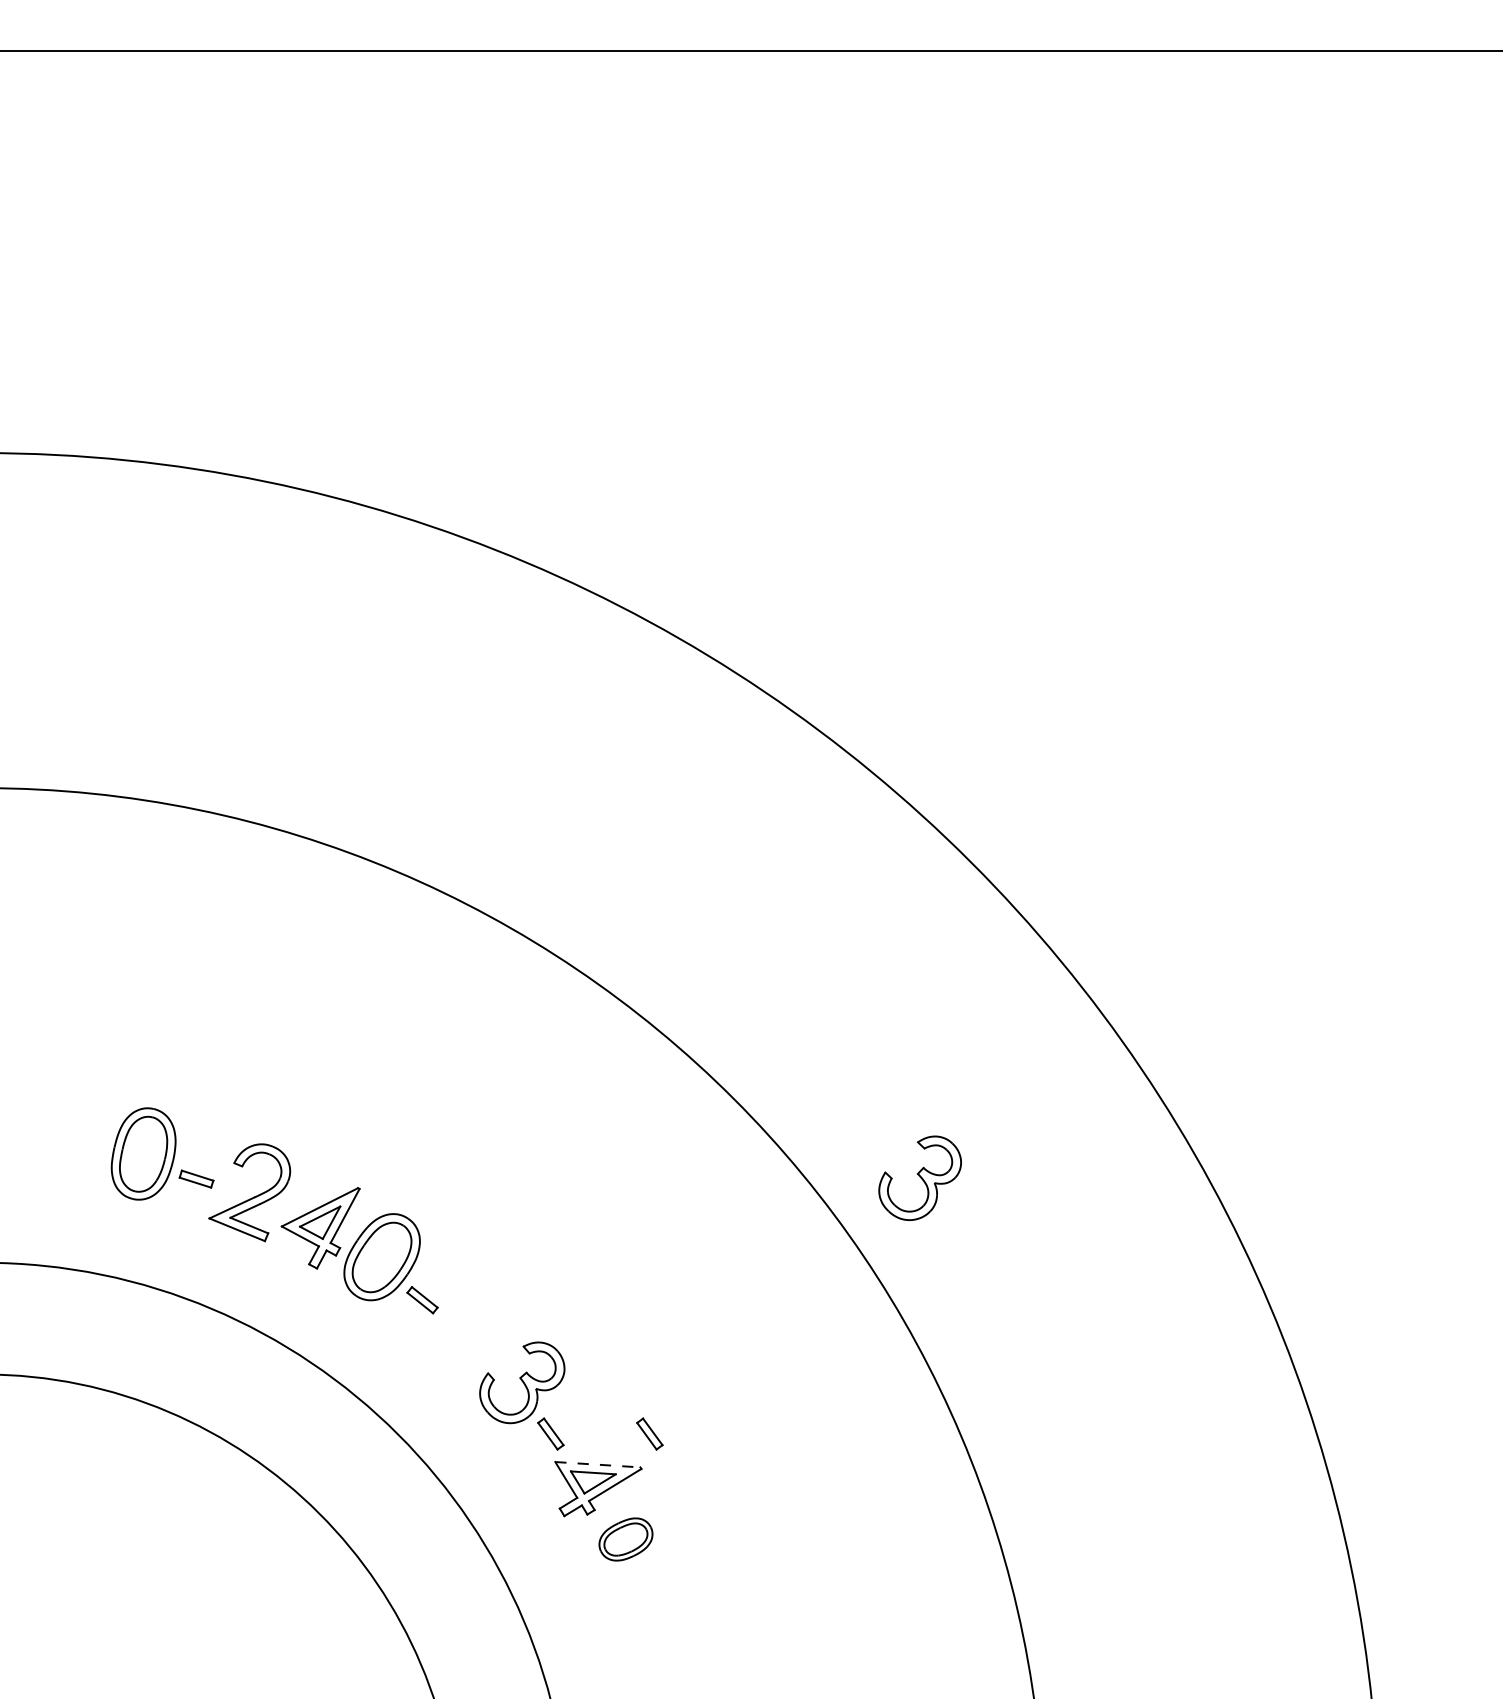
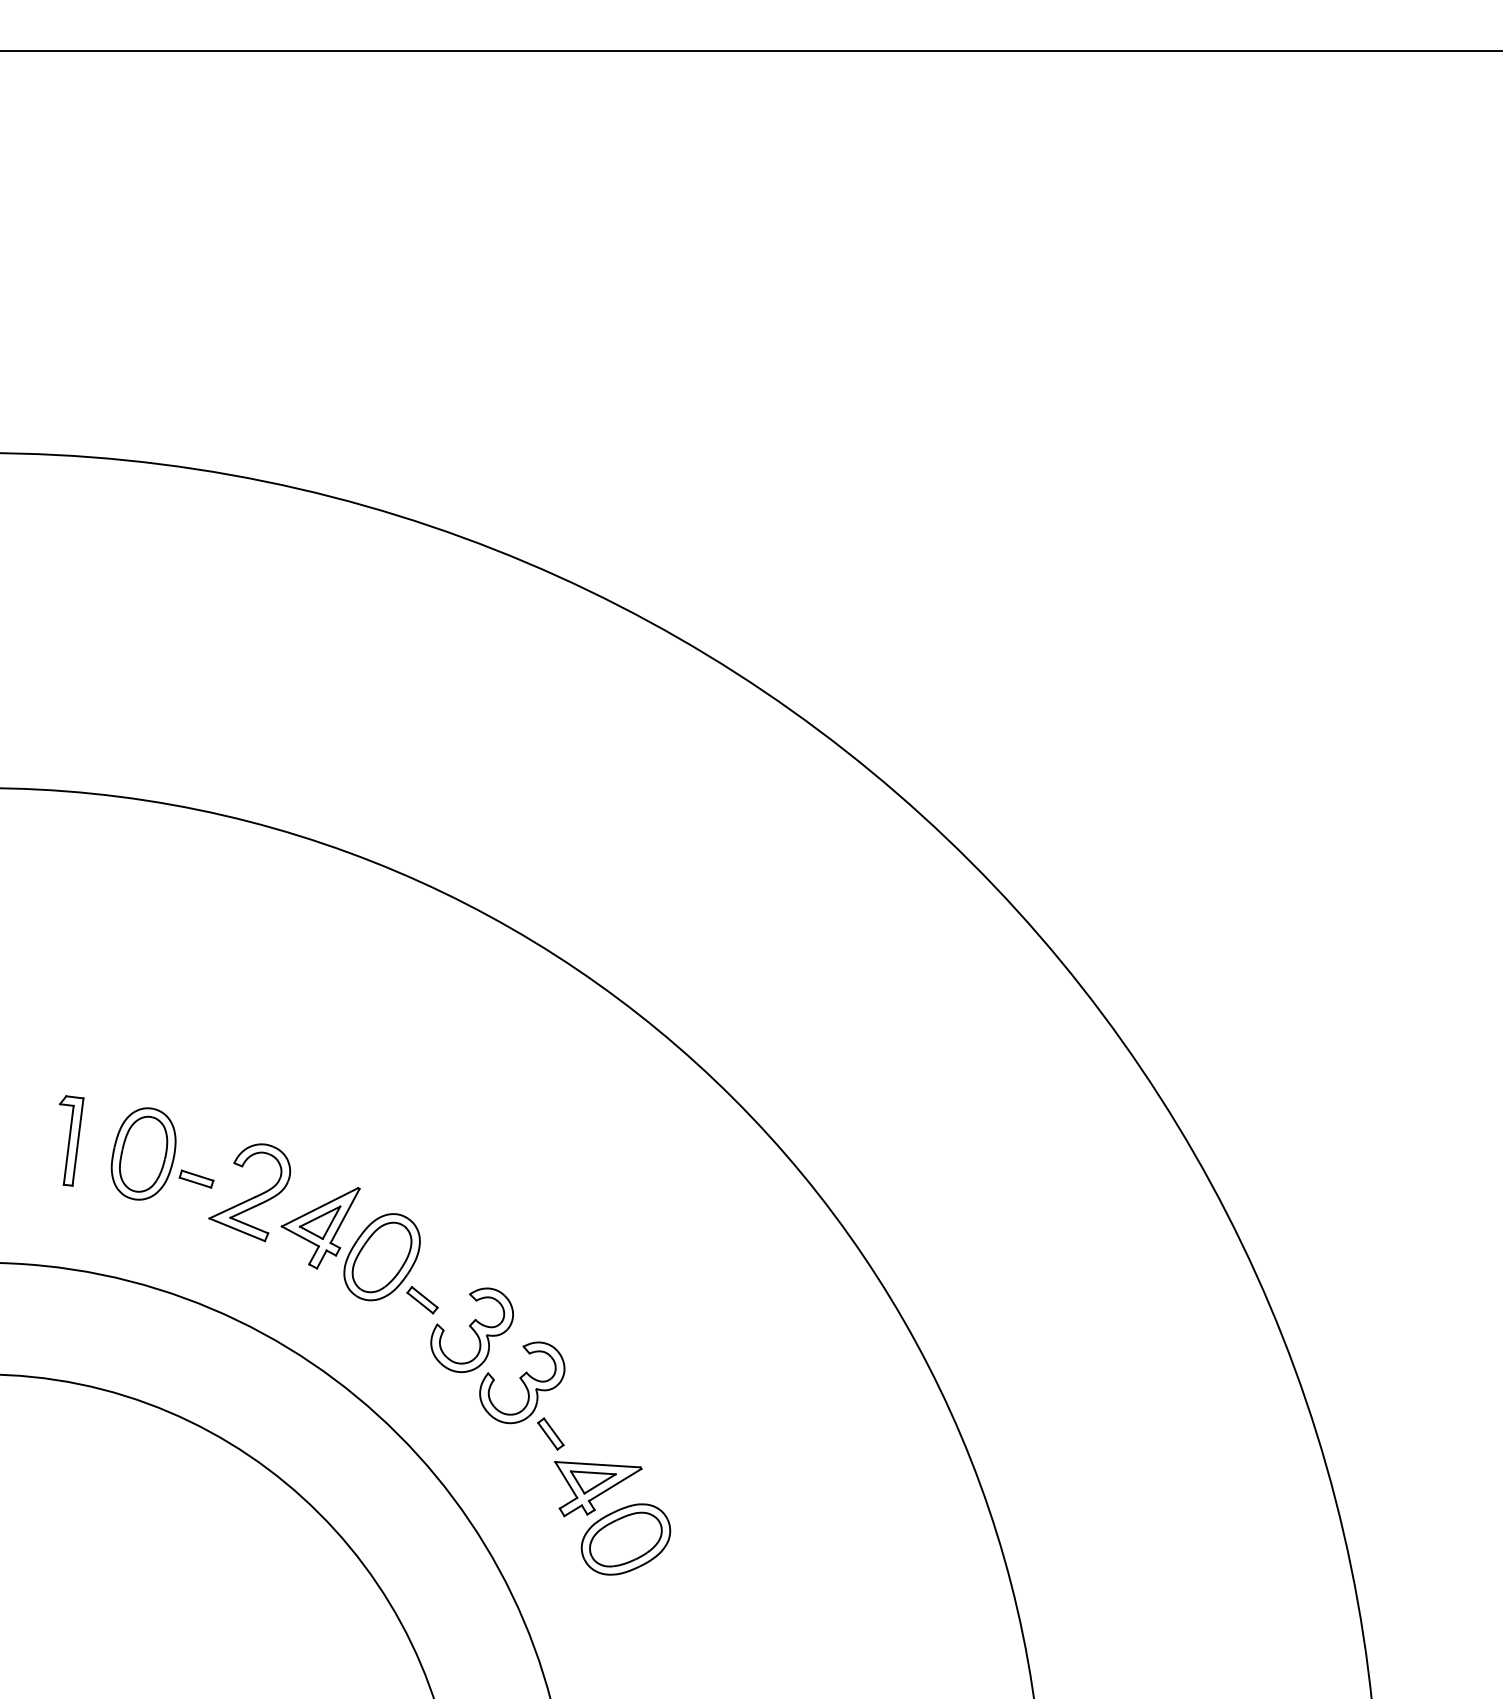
part: none -> present (71, 1140)
part position: (919, 1177) -> (471, 1329) (471, 1329)
part: present -> none (649, 1433)
line: dashed -> solid (597, 1464)
part size: 56x45 px -> 92x73 px (625, 1539)
